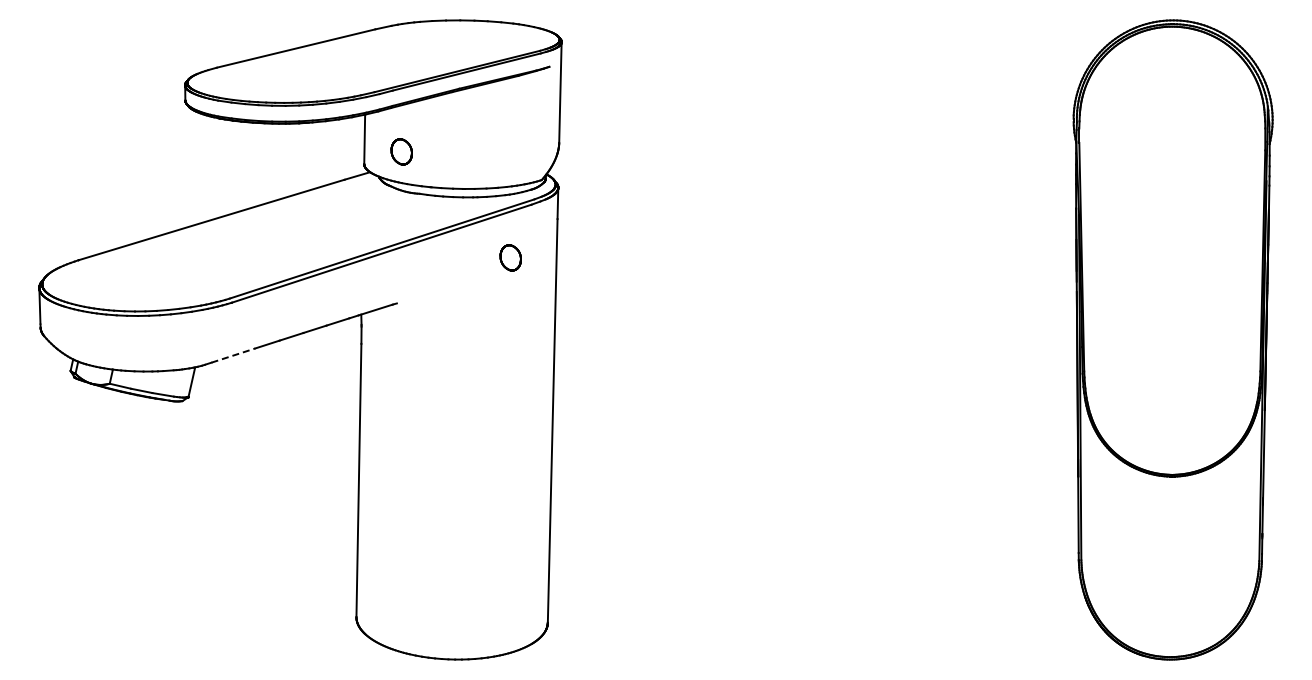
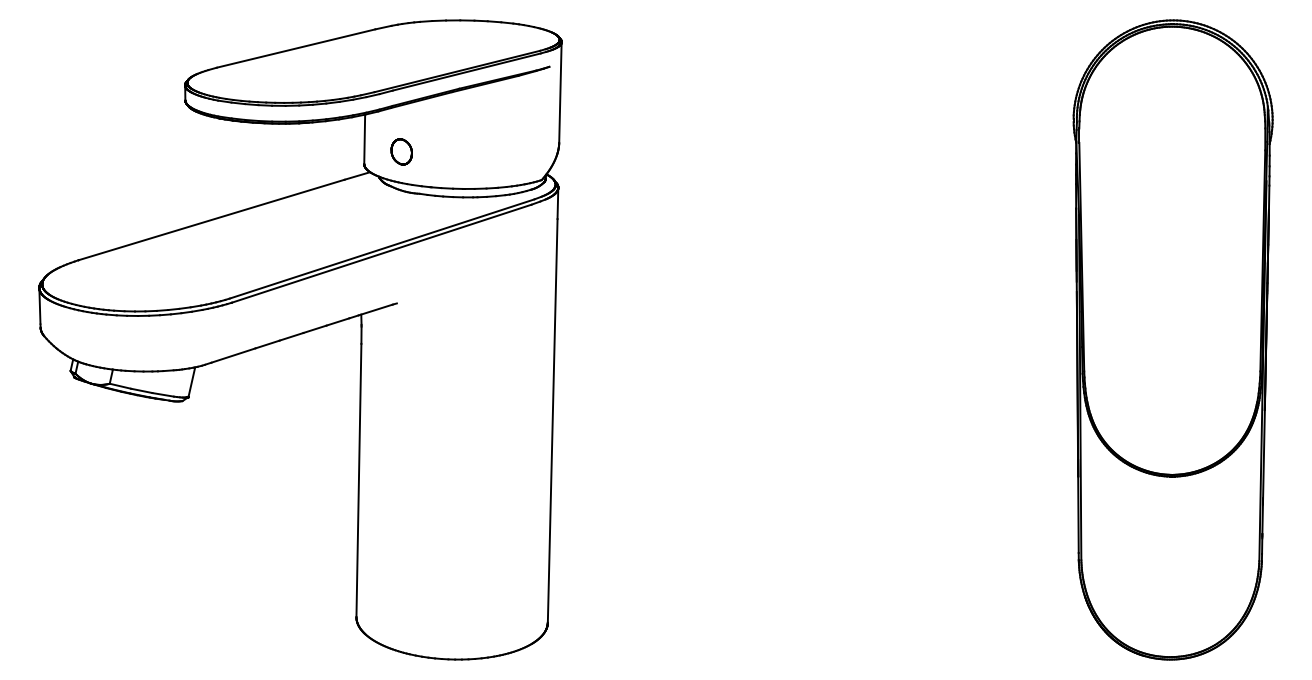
part: present -> none (510, 257)
line: dashed -> solid (233, 355)
